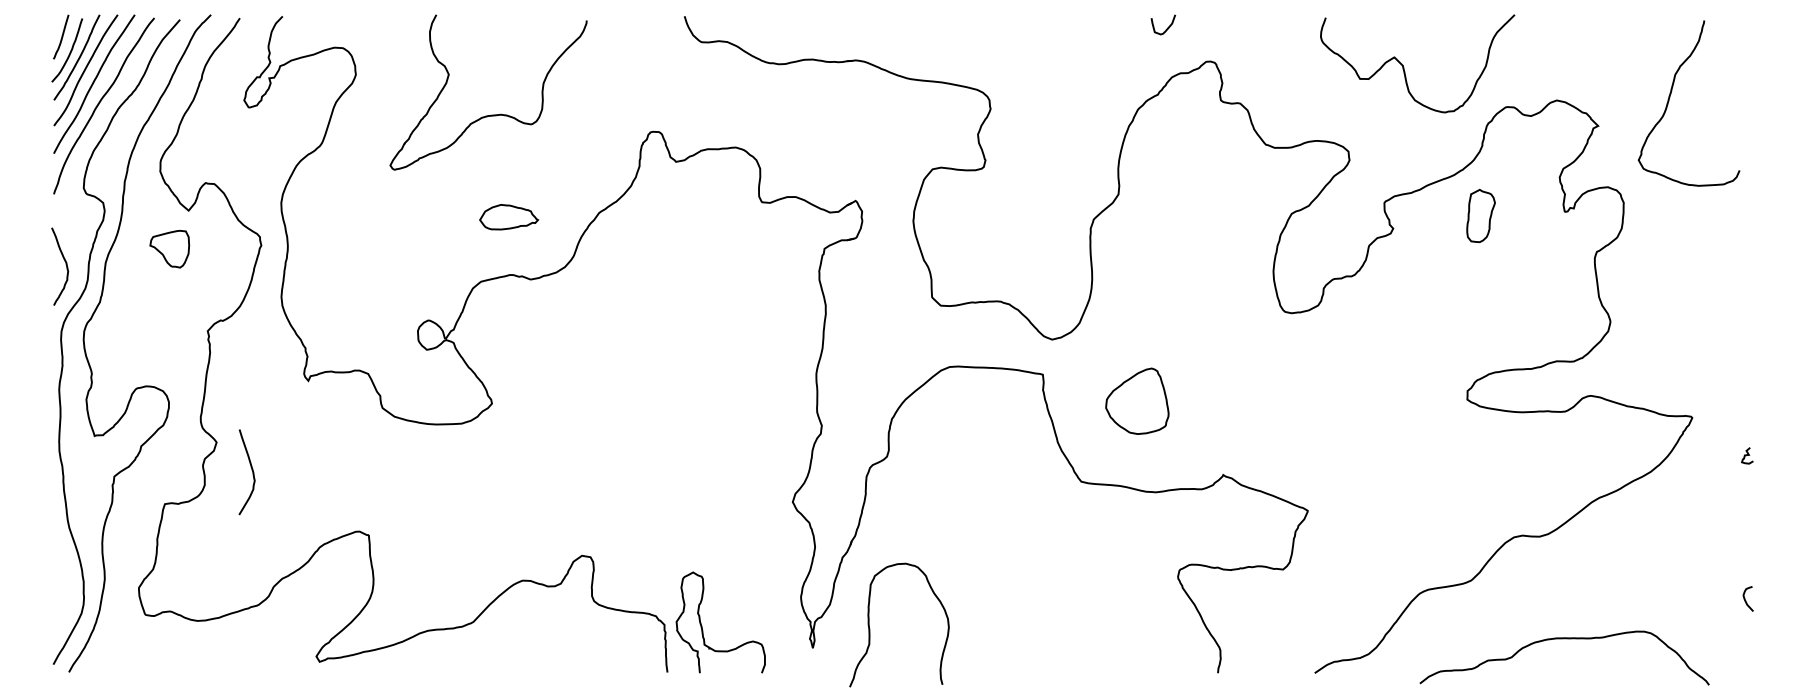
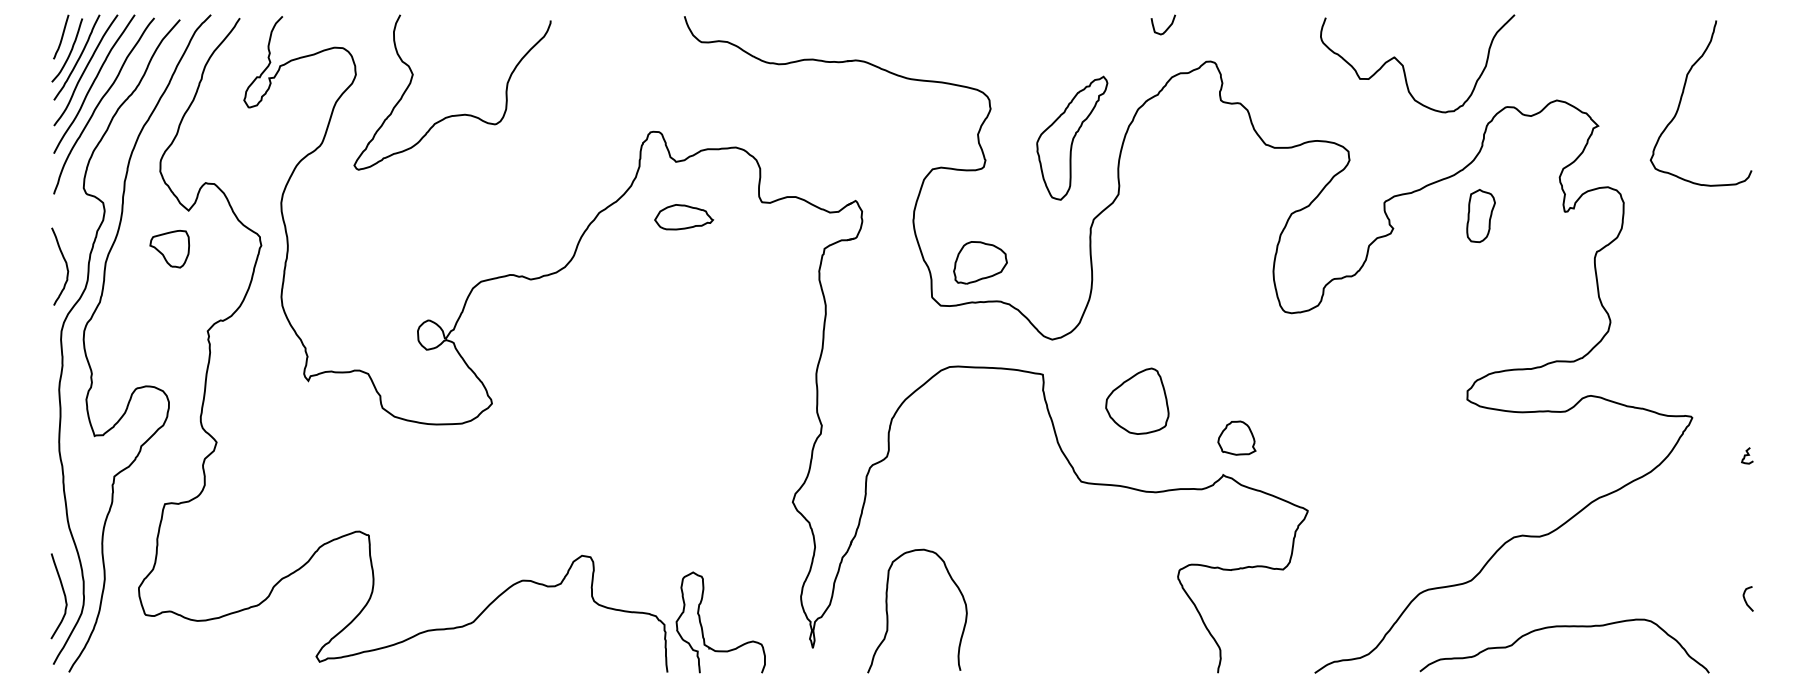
curve position: (1670, 97) -> (1682, 97) (1682, 97)
curve position: (491, 114) -> (455, 114) (455, 114)
part: none -> present (1072, 137)
part position: (509, 217) -> (684, 217) (684, 217)
part: none -> present (980, 262)
part: none -> present (1236, 437)
curve position: (251, 470) -> (63, 594) (63, 594)
curve position: (870, 628) -> (888, 614) (888, 614)
curve position: (1564, 639) -> (1564, 627) (1564, 627)
